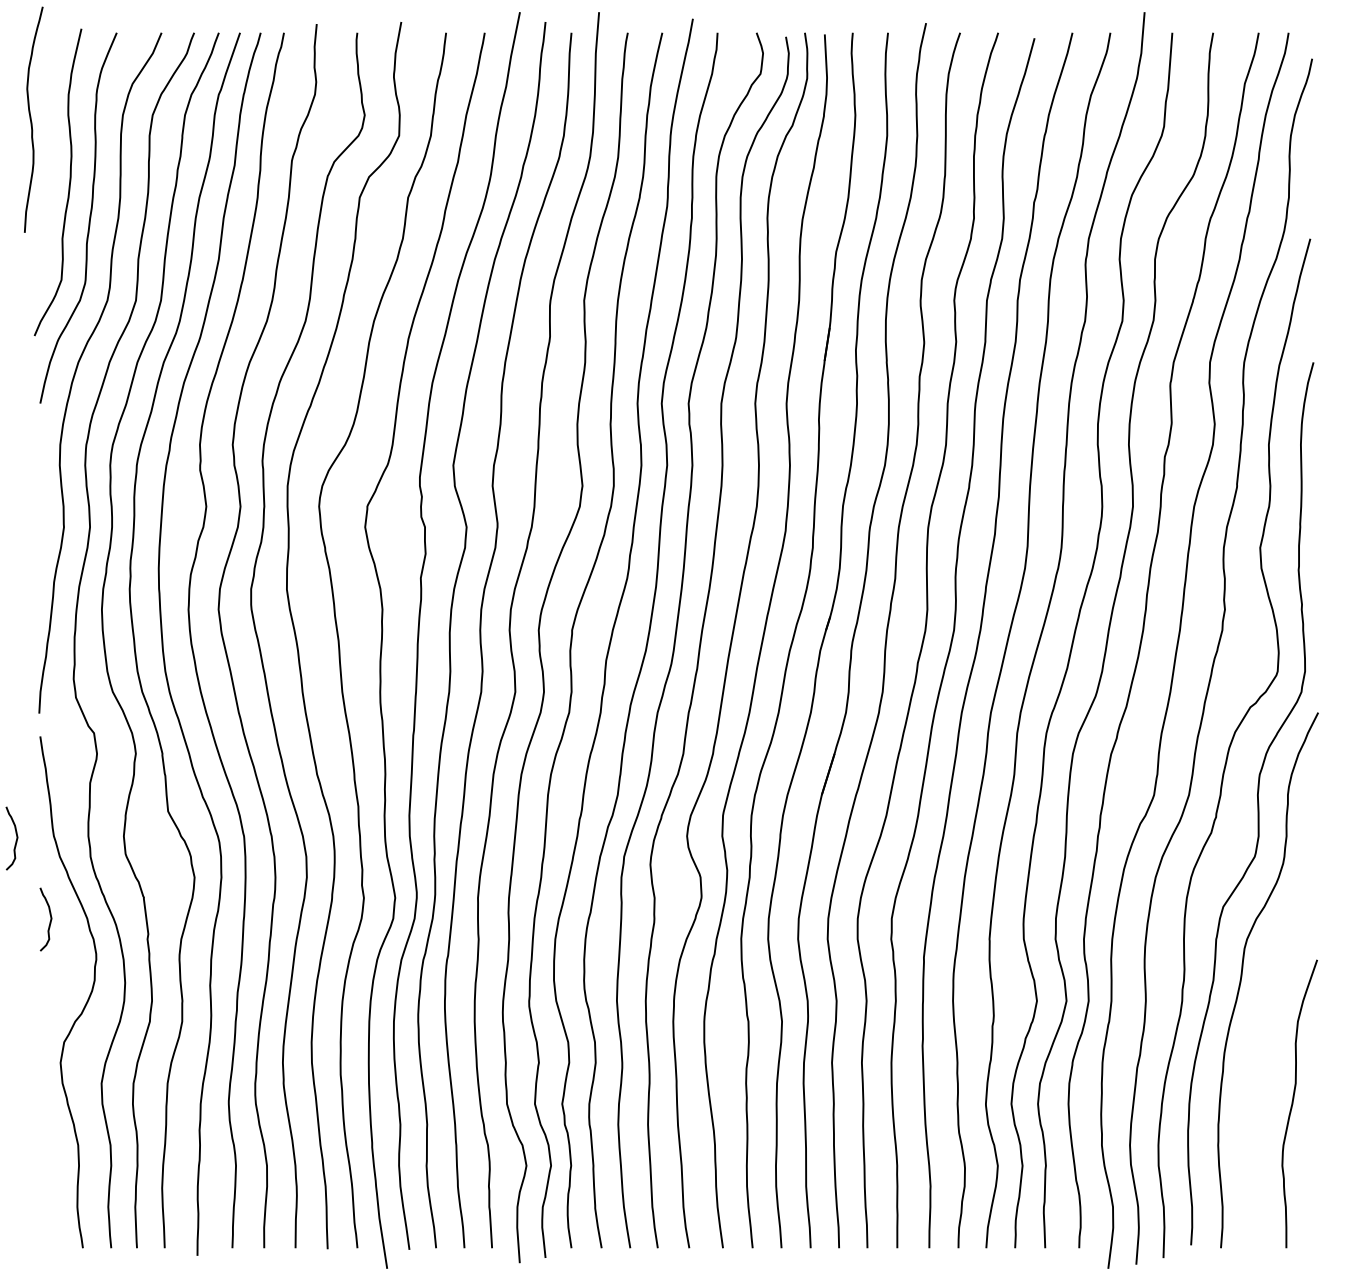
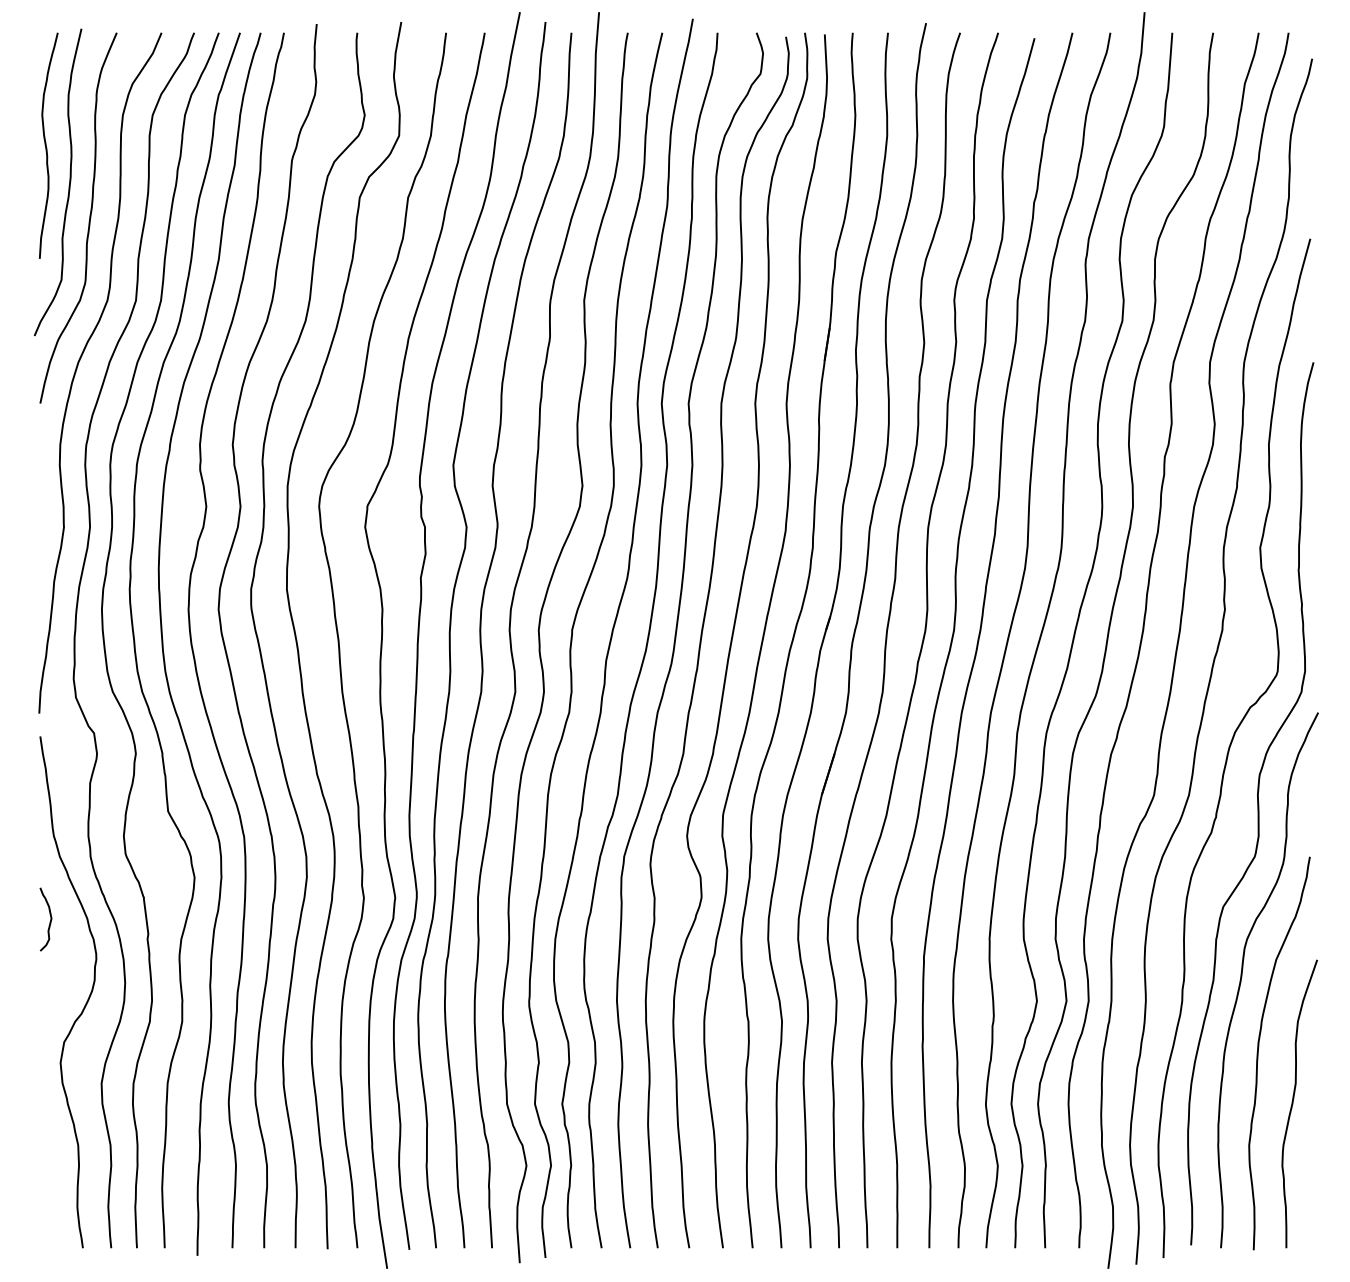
curve position: (31, 119) -> (46, 145) (46, 145)
curve: present -> none (15, 840)
curve: none -> present (1259, 1047)
